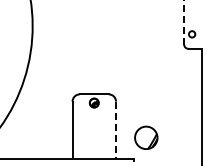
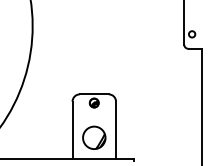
line: dashed -> solid (184, 22)
line: dashed -> solid (116, 130)
part position: (146, 137) -> (94, 137) (94, 137)
